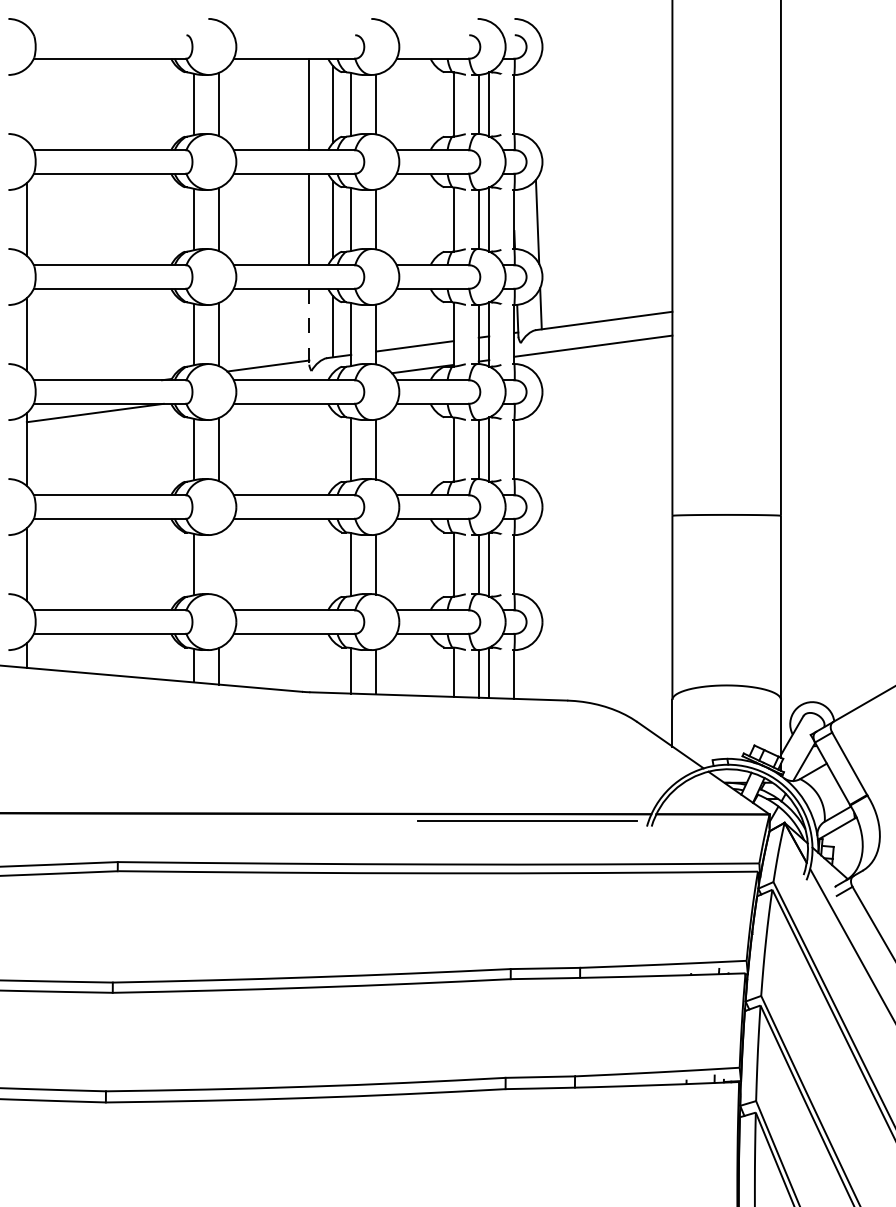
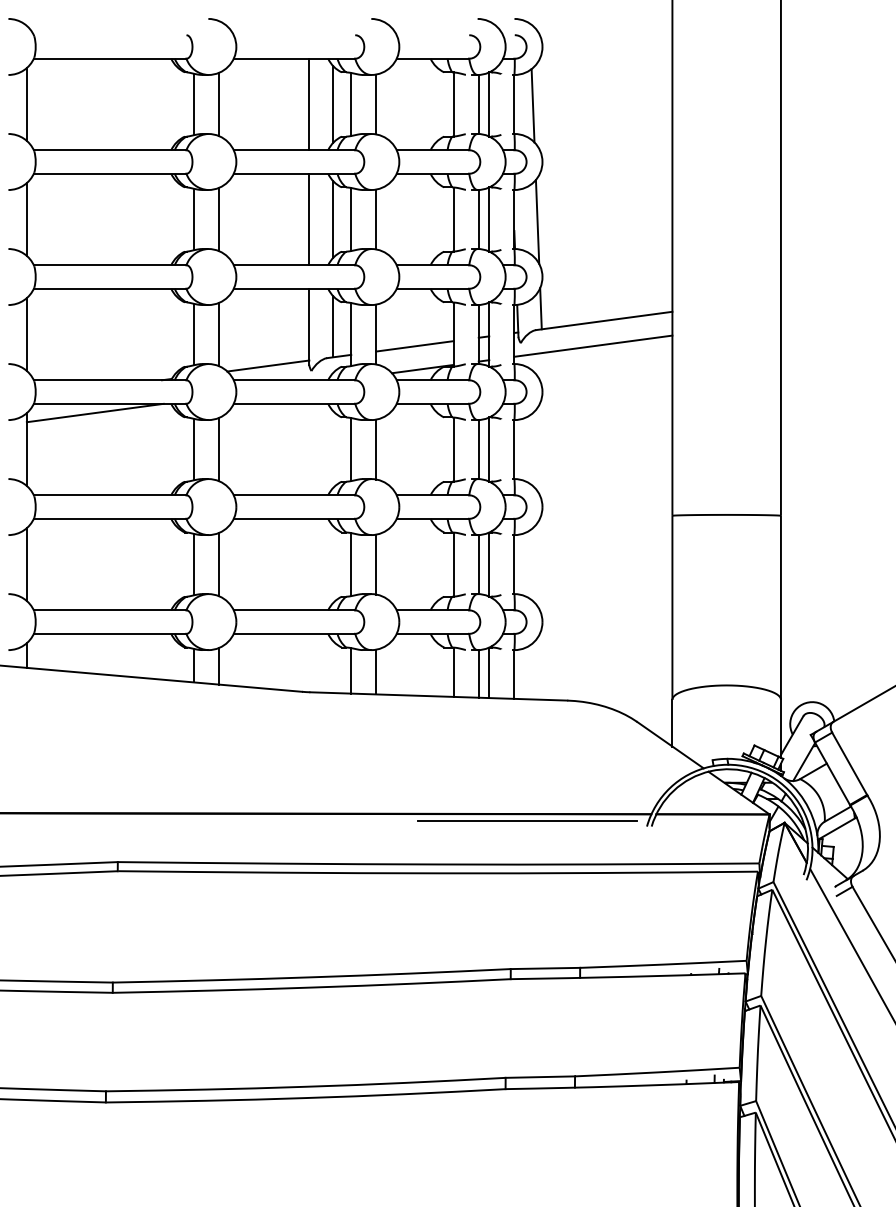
line: none -> present (26, 104)
line: none -> present (532, 105)
line: dashed -> solid (309, 326)
line: none -> present (219, 564)
